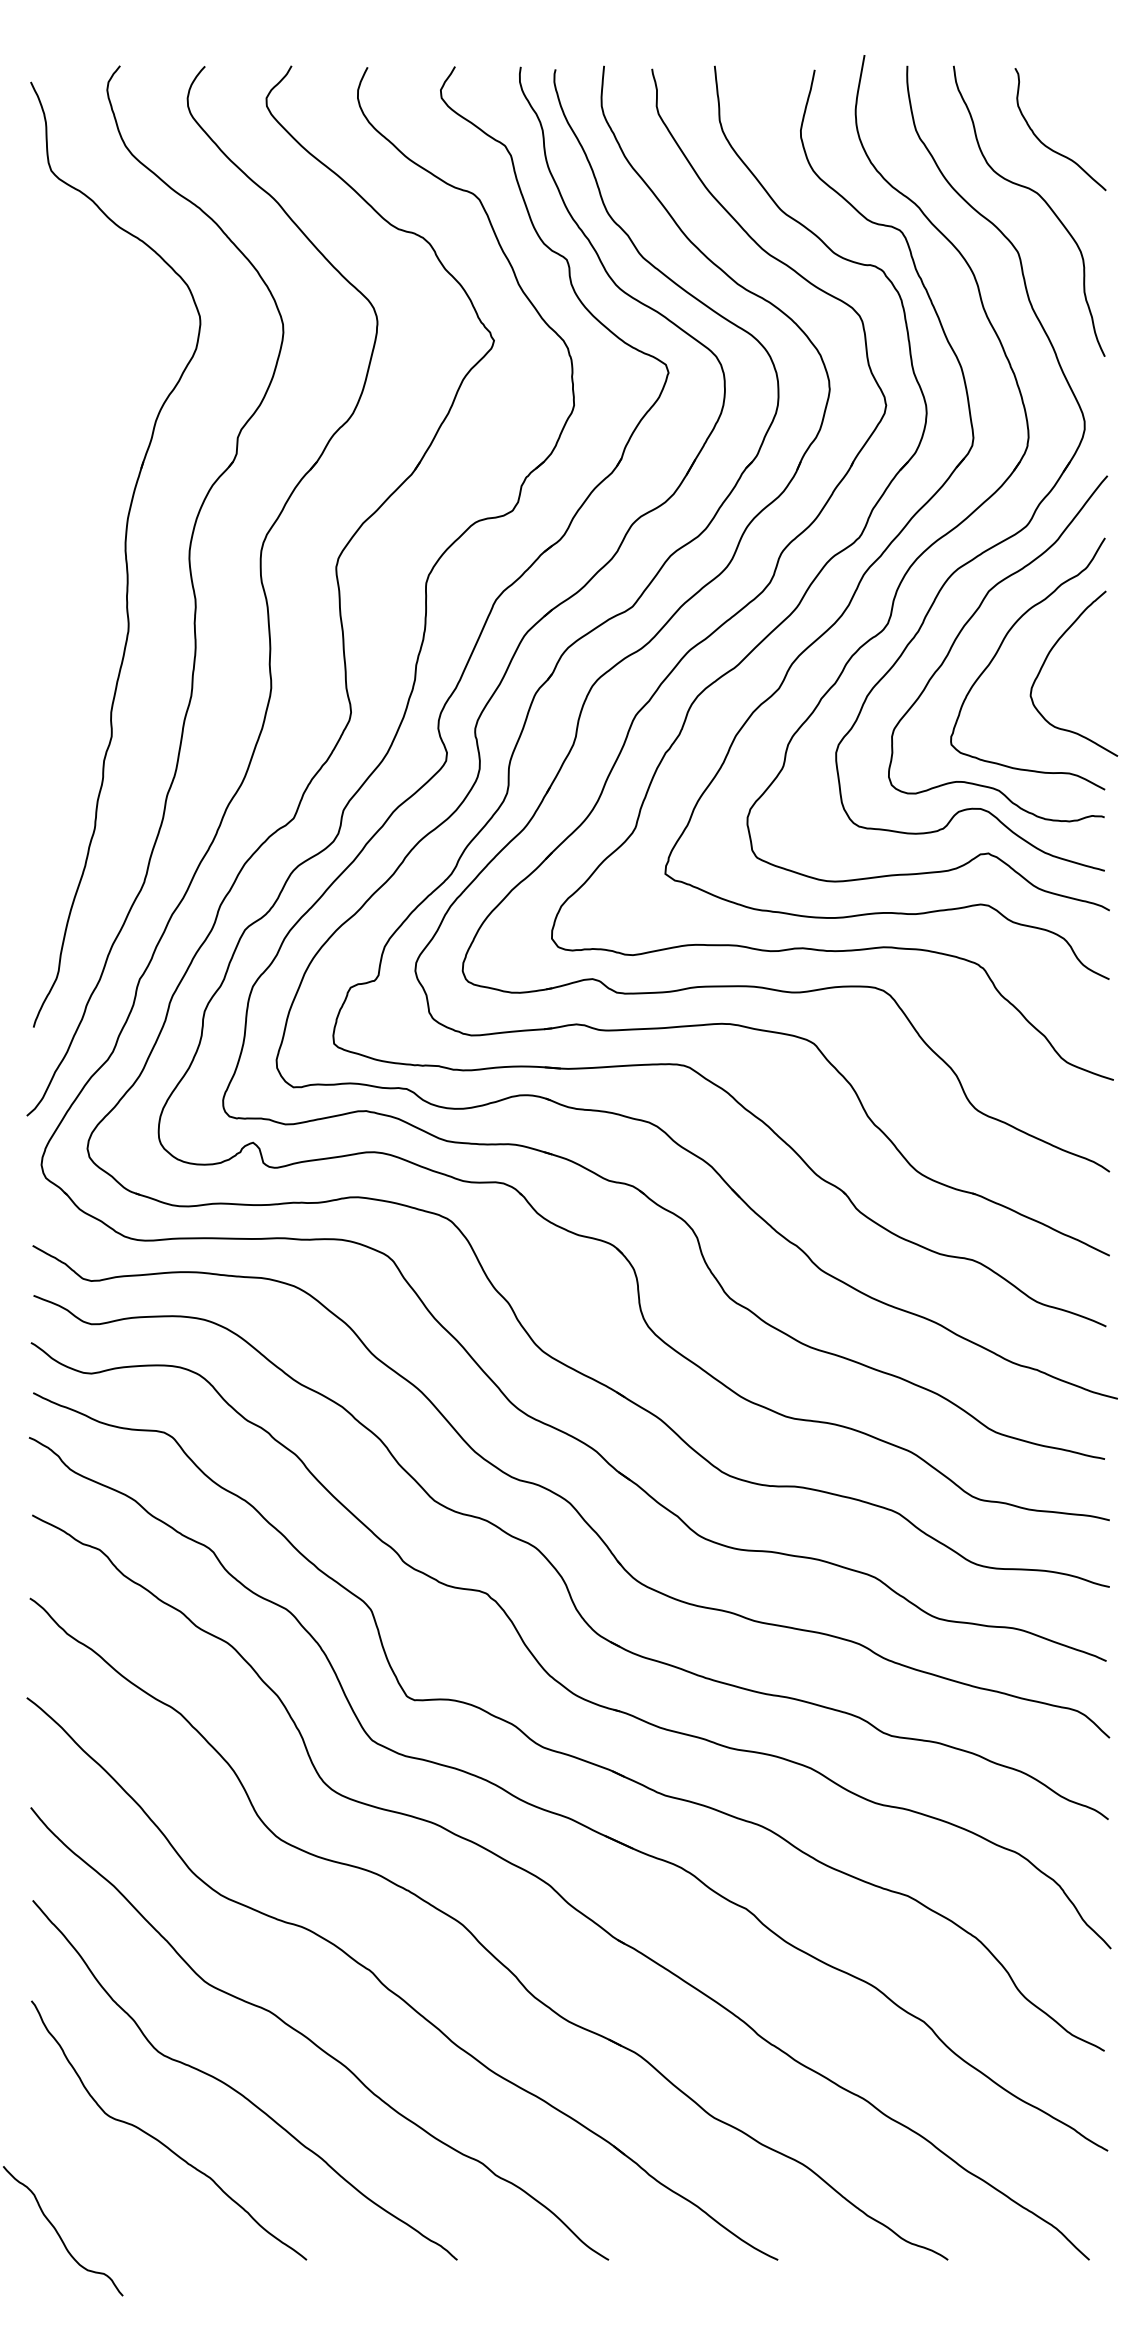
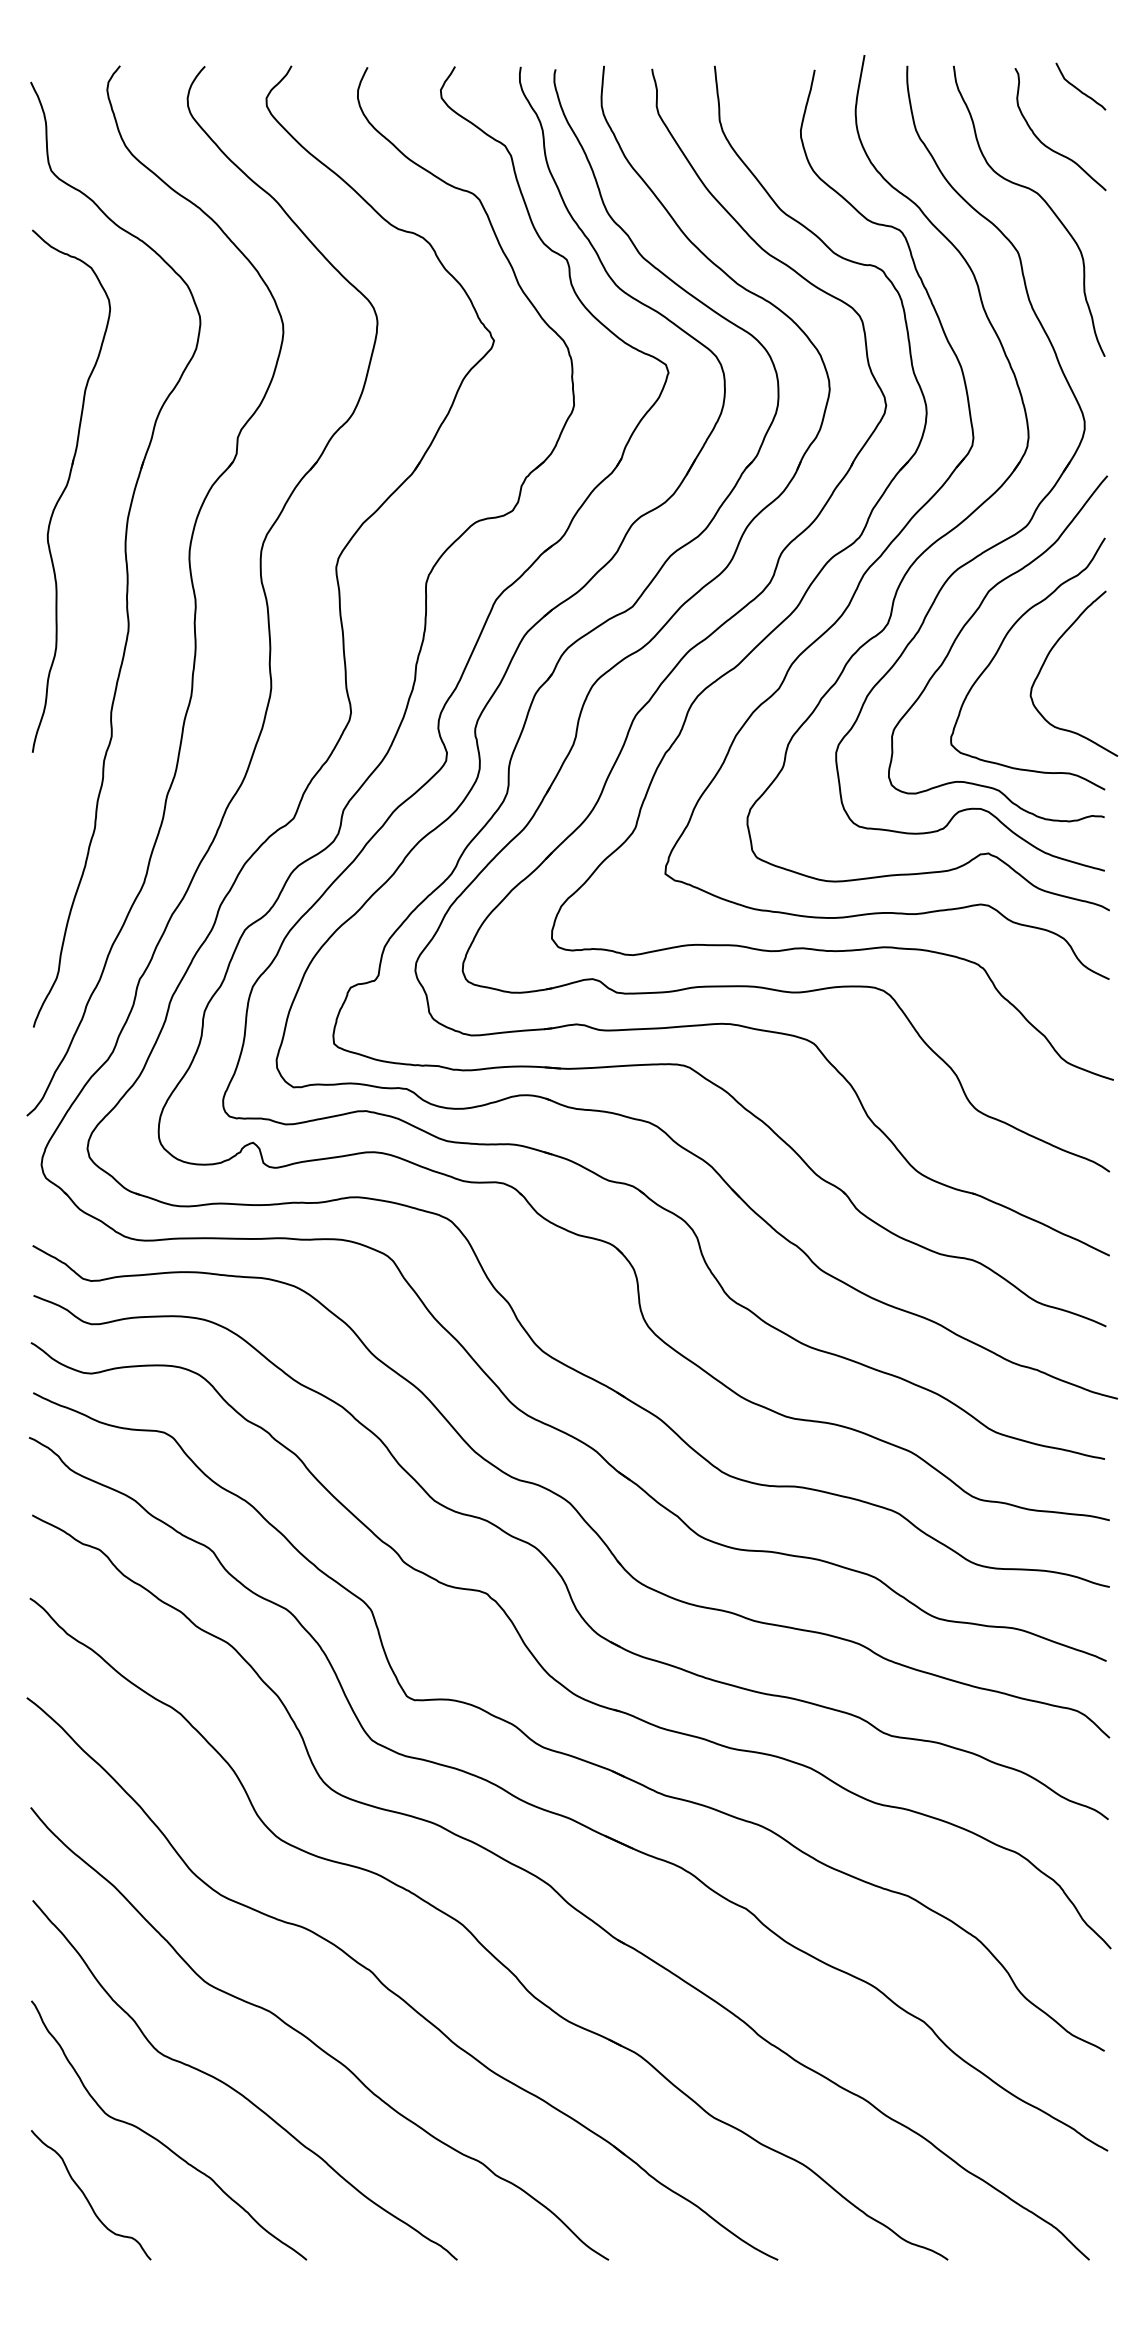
curve: none -> present (1078, 88)
part: none -> present (70, 490)
curve position: (59, 2234) -> (87, 2198) (87, 2198)
